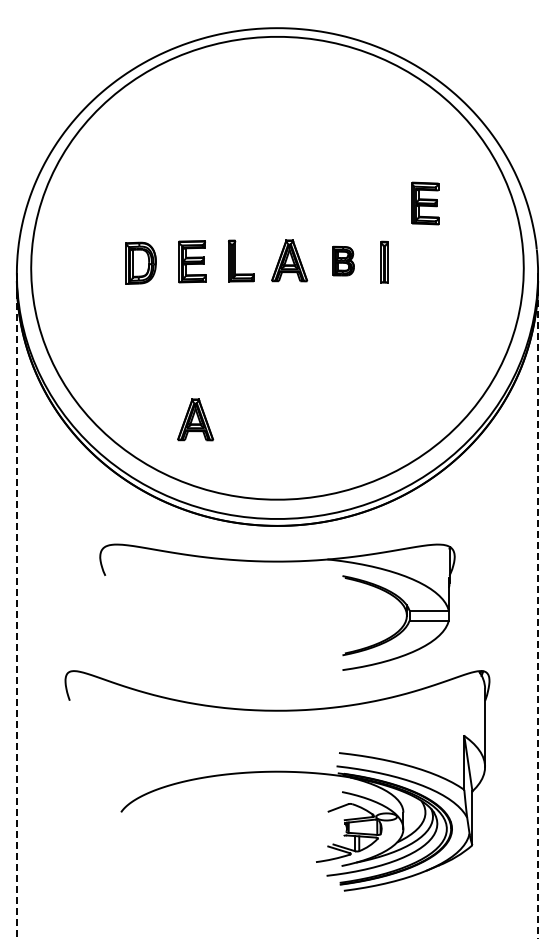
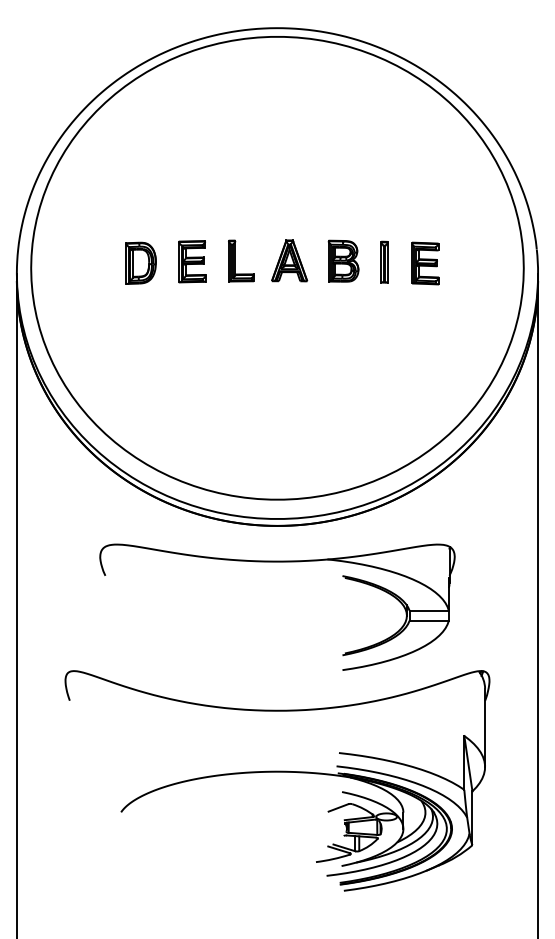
part position: (425, 203) -> (425, 263) (425, 263)
part size: 23x32 px -> 33x44 px (343, 260)
part: present -> none (195, 419)
line: dashed -> solid (16, 609)
line: dashed -> solid (538, 609)
